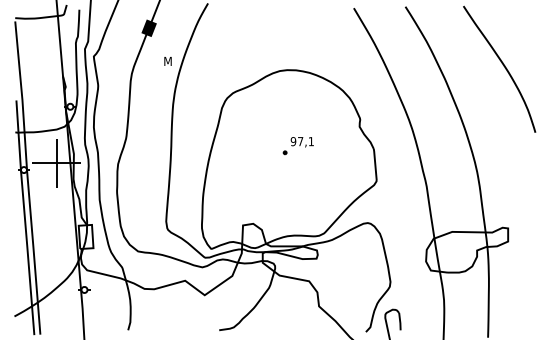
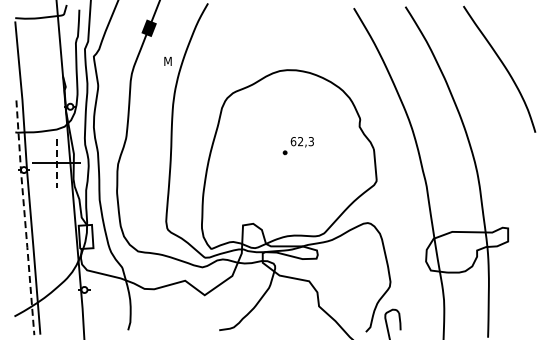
text: 97,1 -> 62,3 (301, 141)
line: solid -> dashed (56, 163)
line: solid -> dashed (24, 218)
